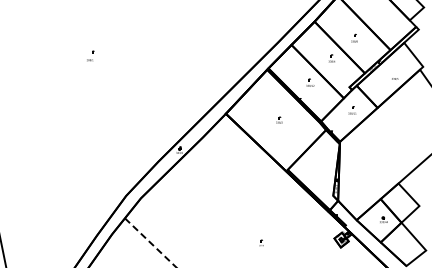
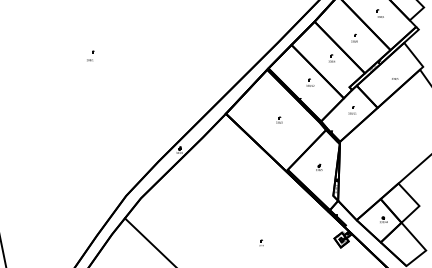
part: none -> present (379, 13)
part: none -> present (319, 166)
line: dashed -> solid (150, 243)
